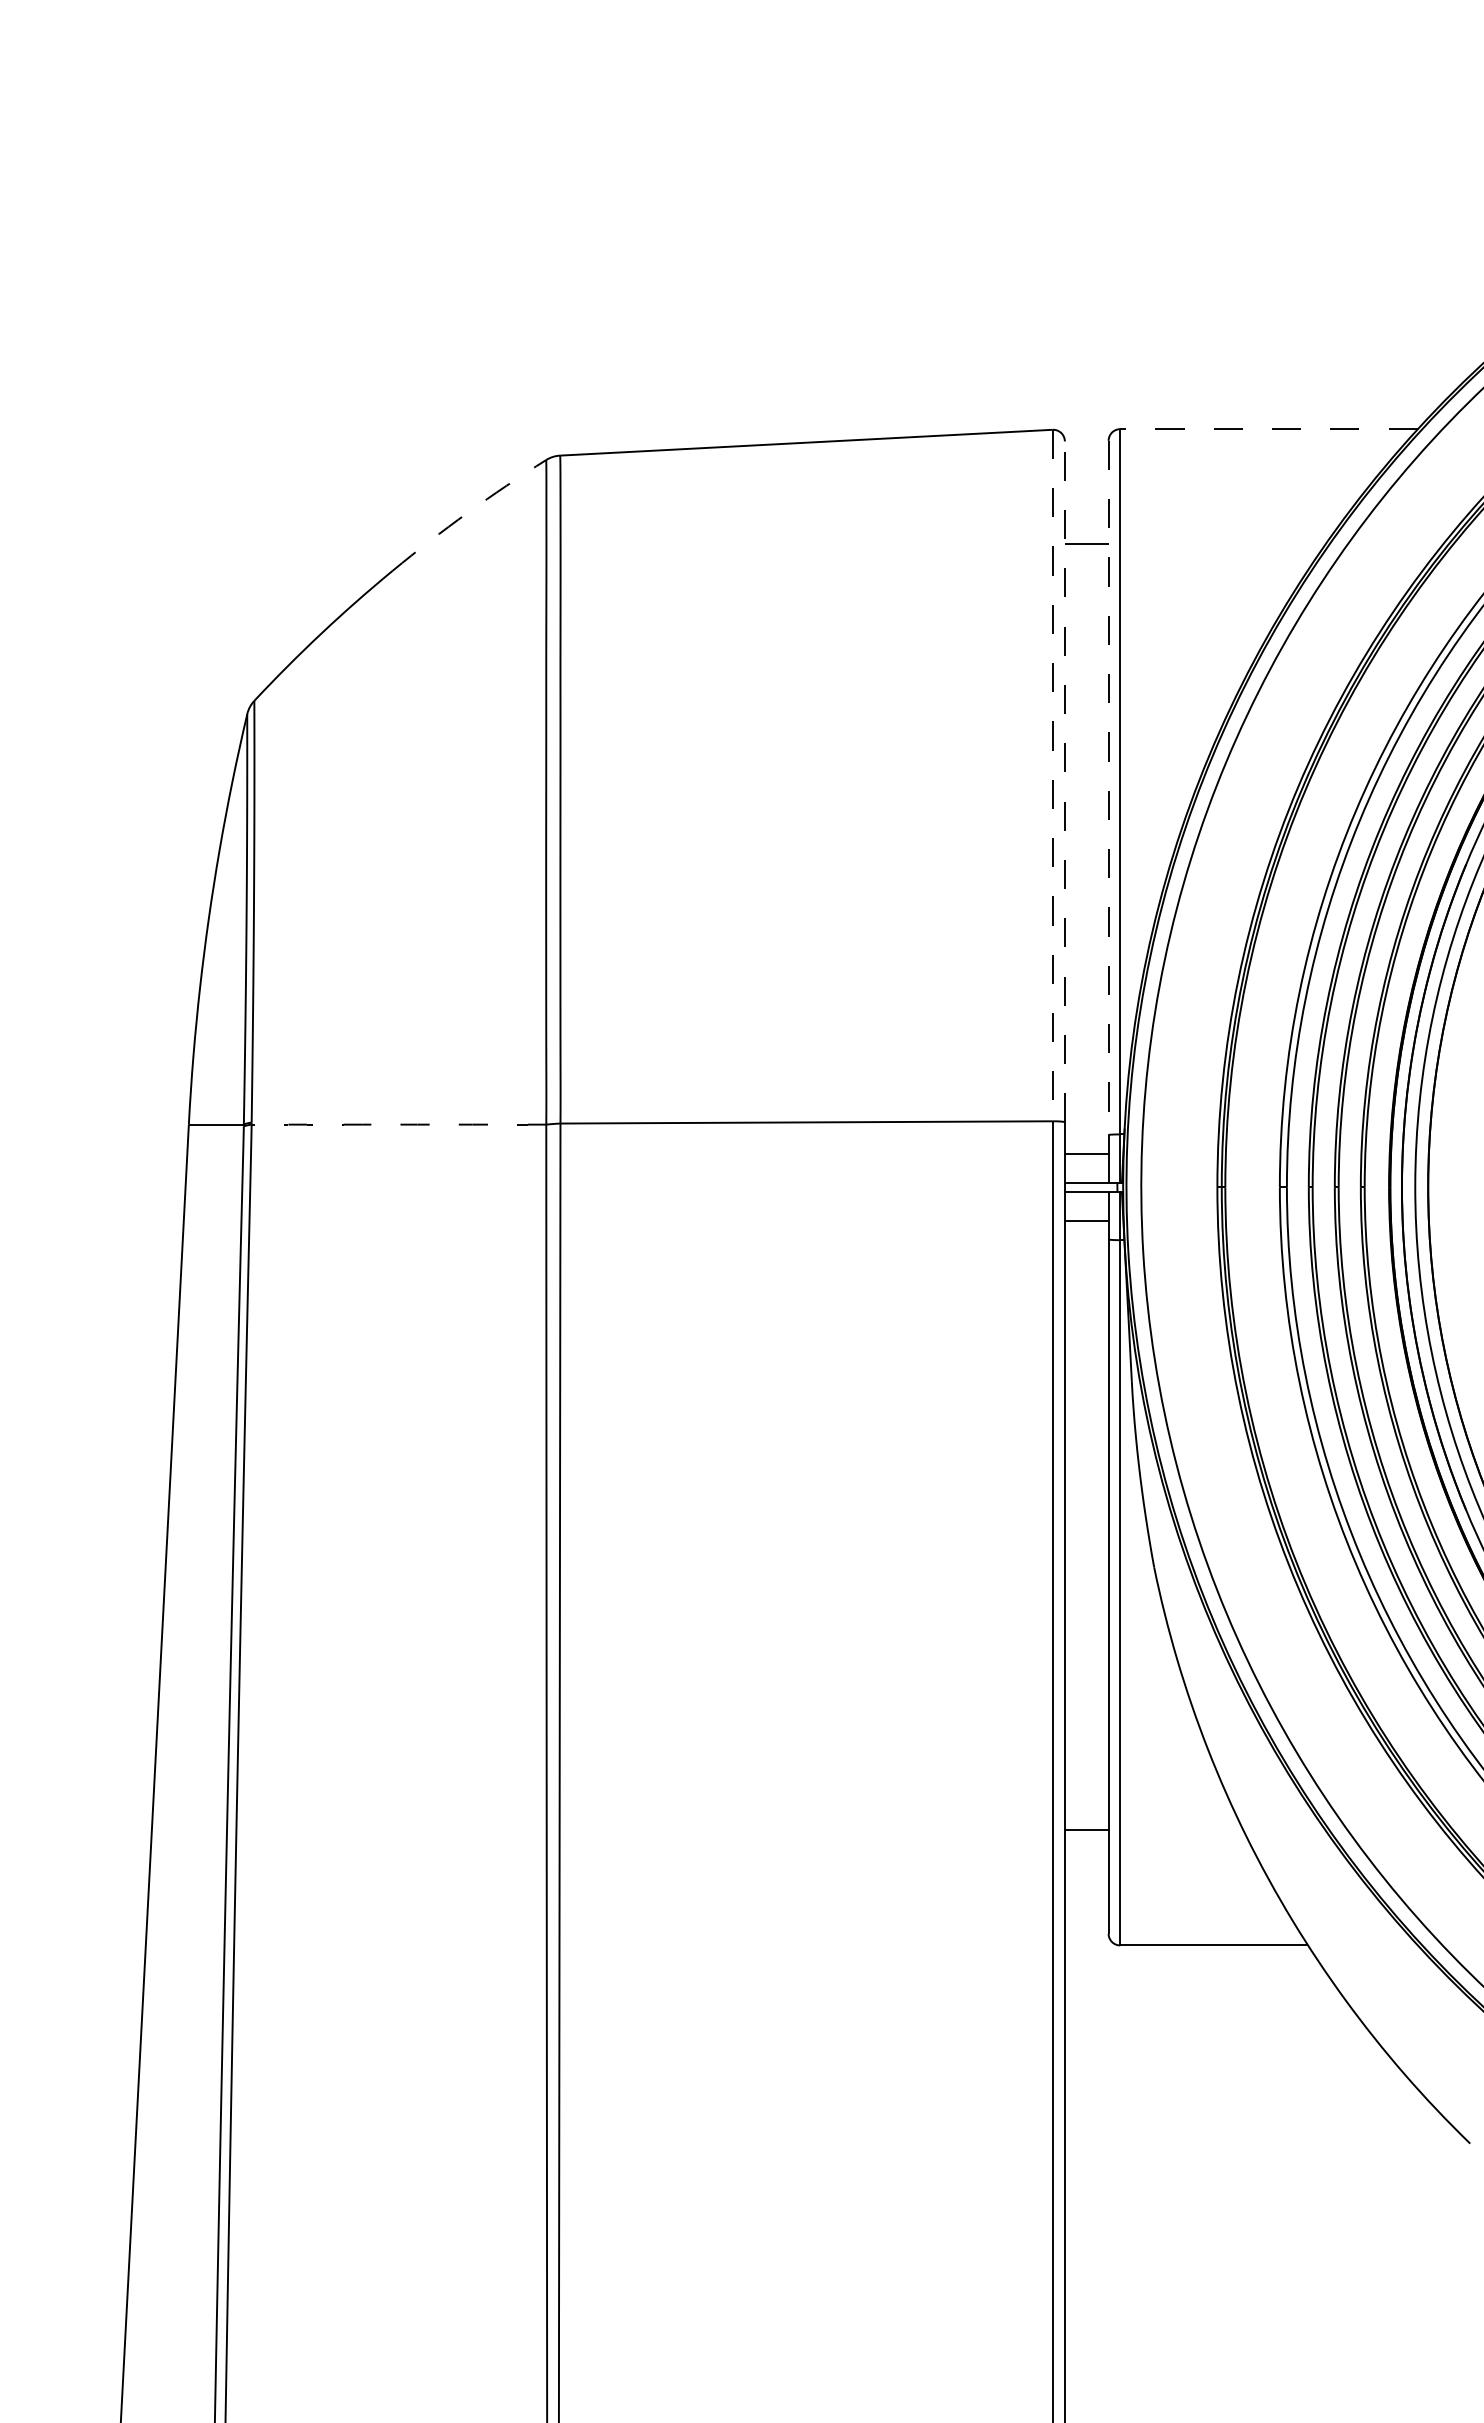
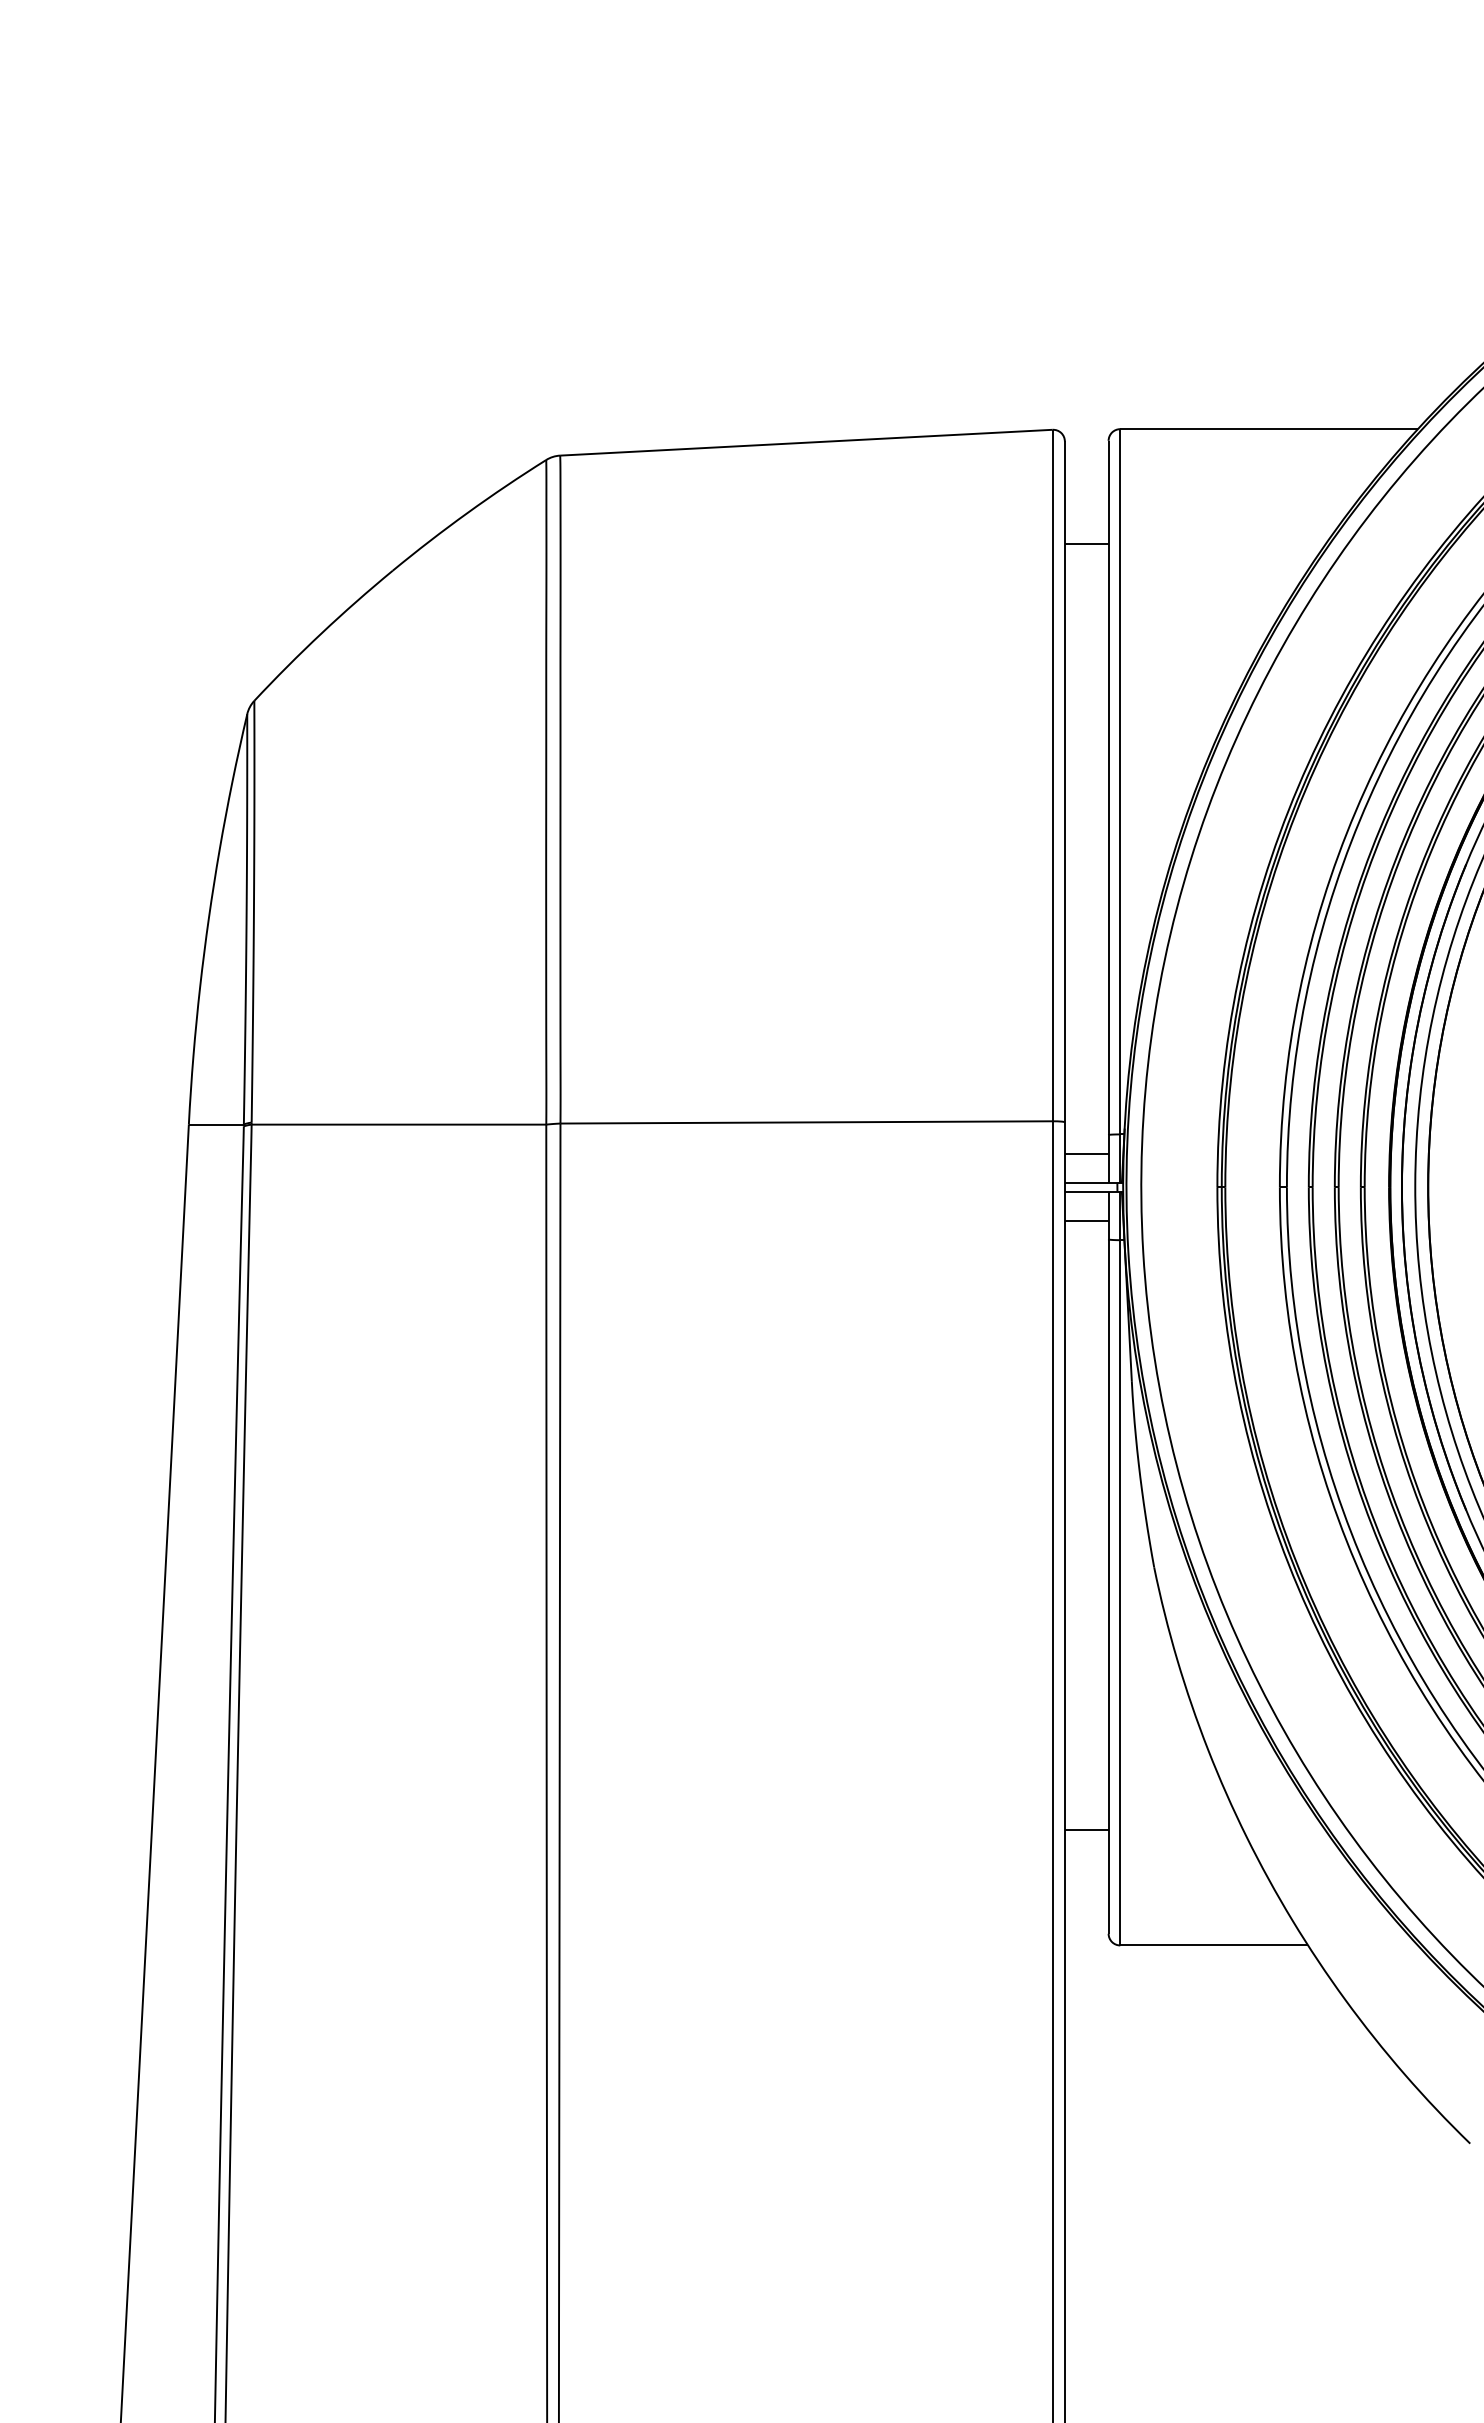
line: dashed -> solid (1269, 429)
line: dashed -> solid (467, 512)
line: dashed -> solid (1052, 775)
line: dashed -> solid (1064, 781)
line: dashed -> solid (1108, 788)
line: dashed -> solid (398, 1124)
